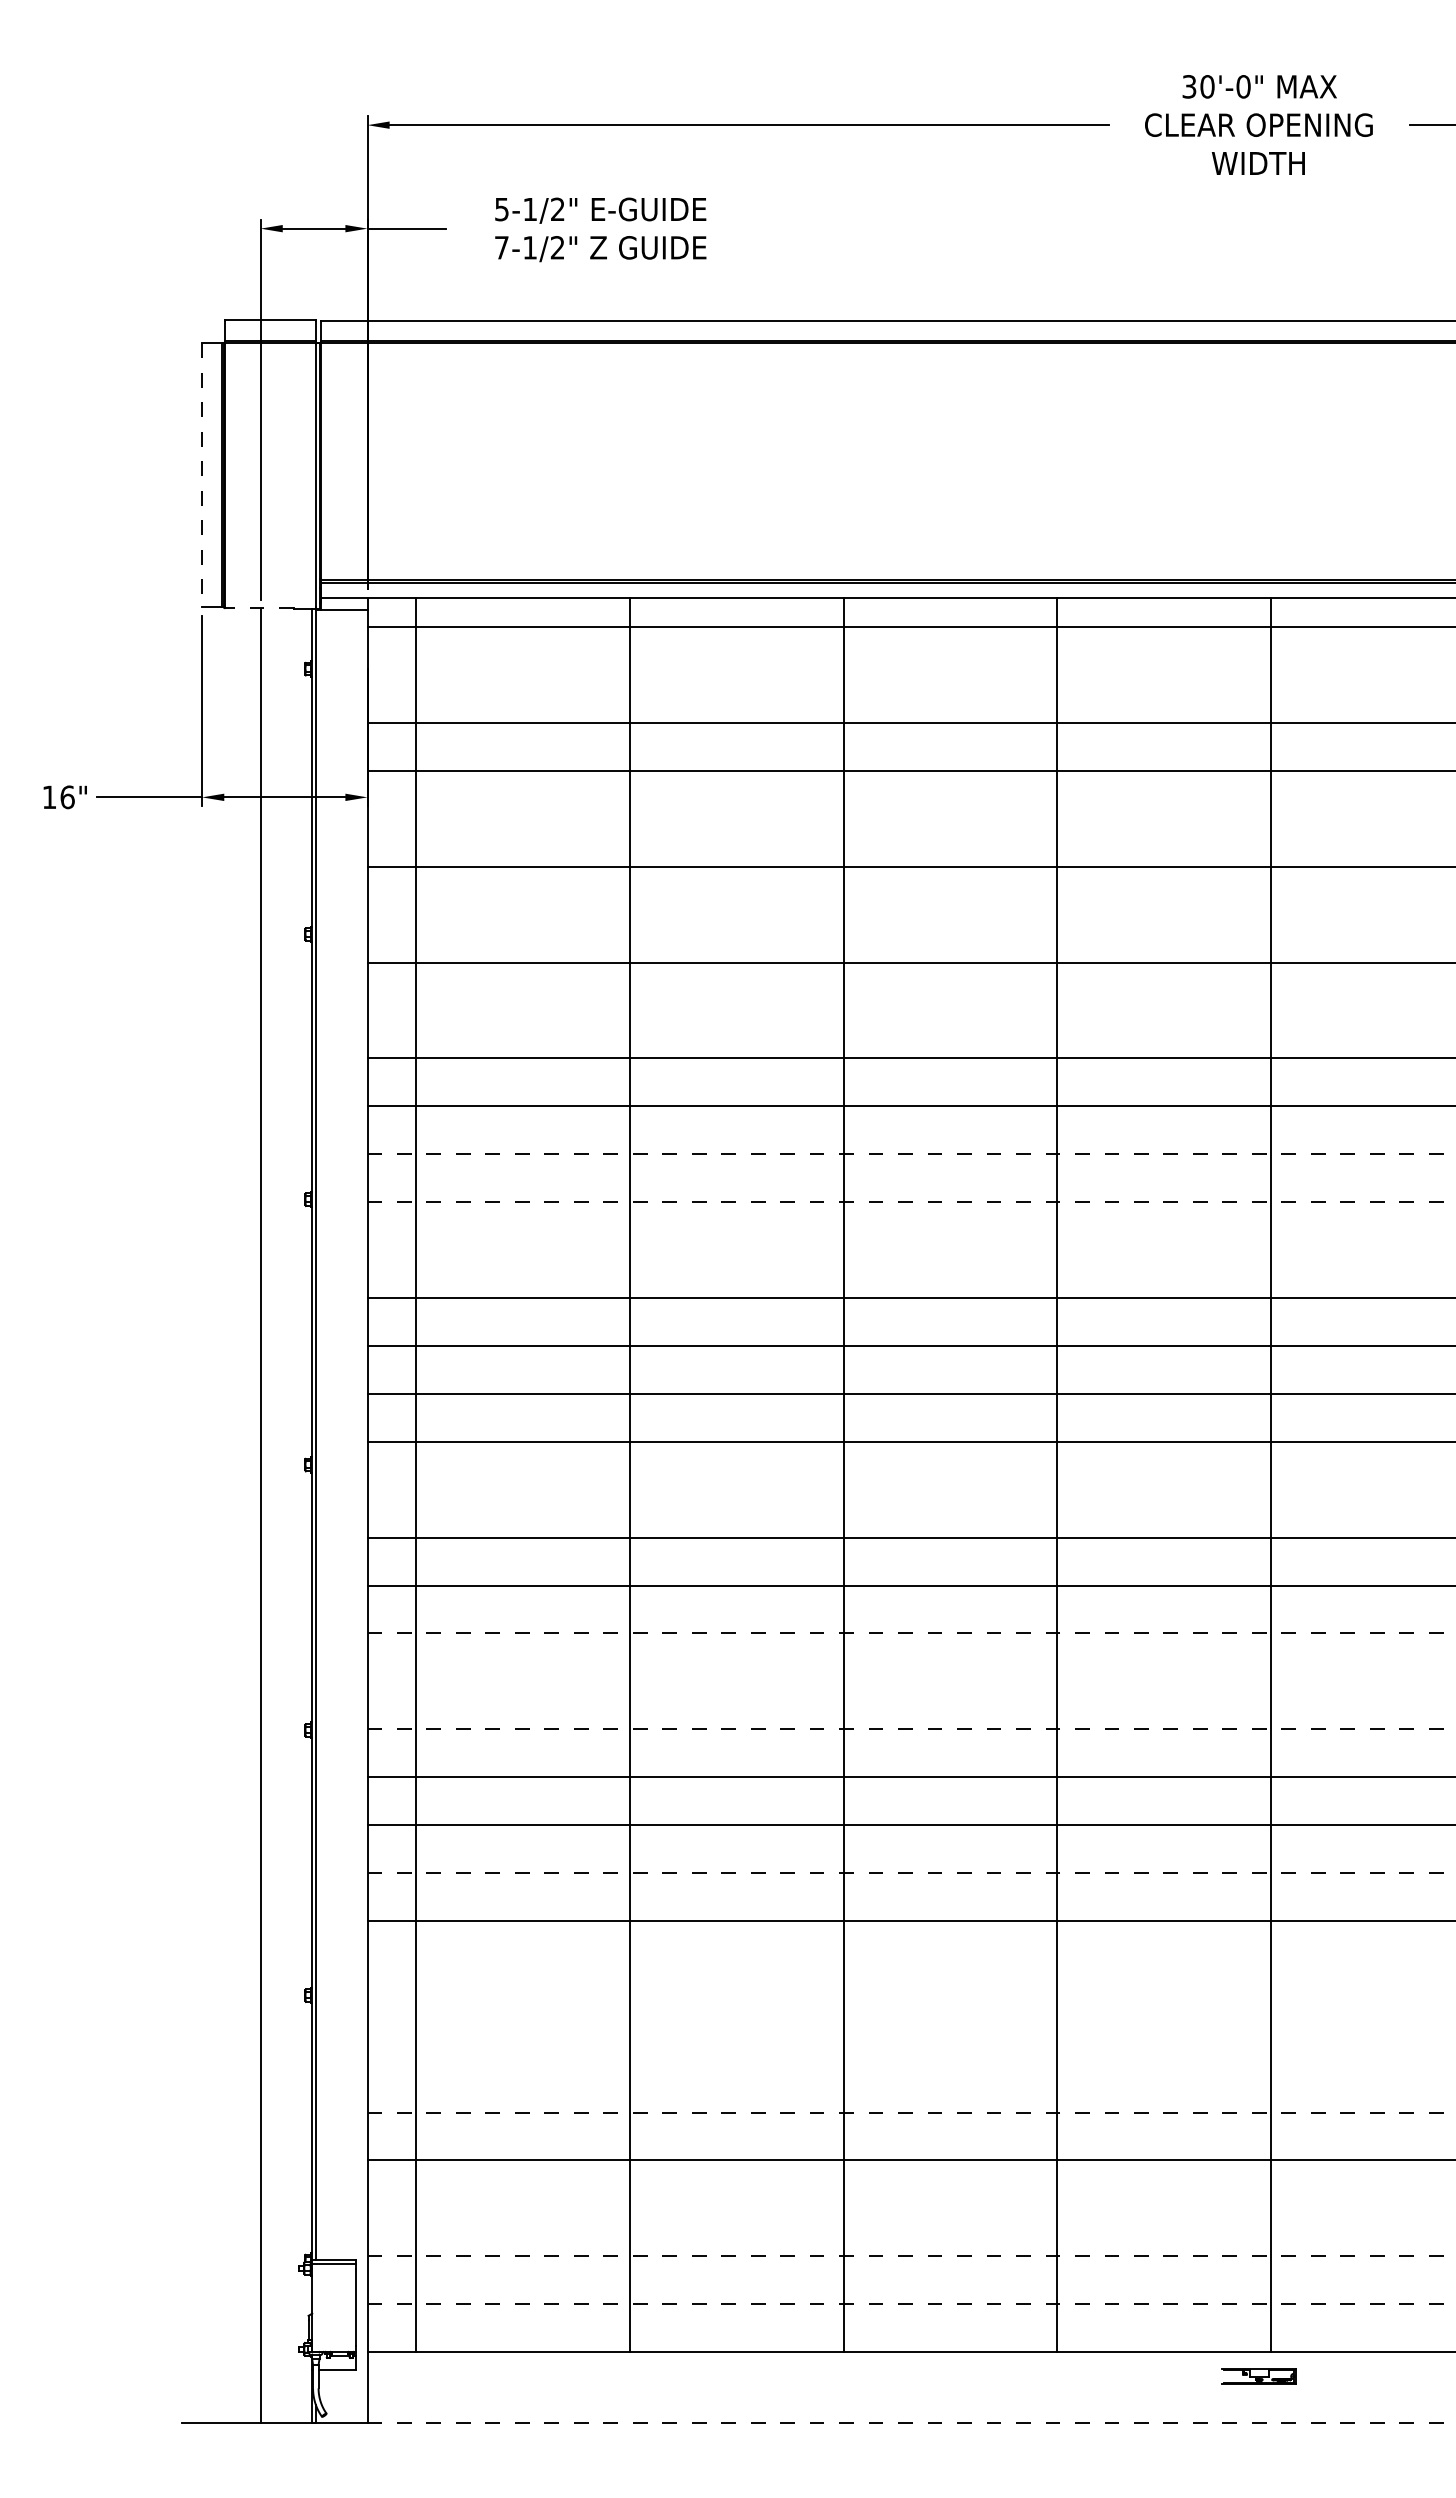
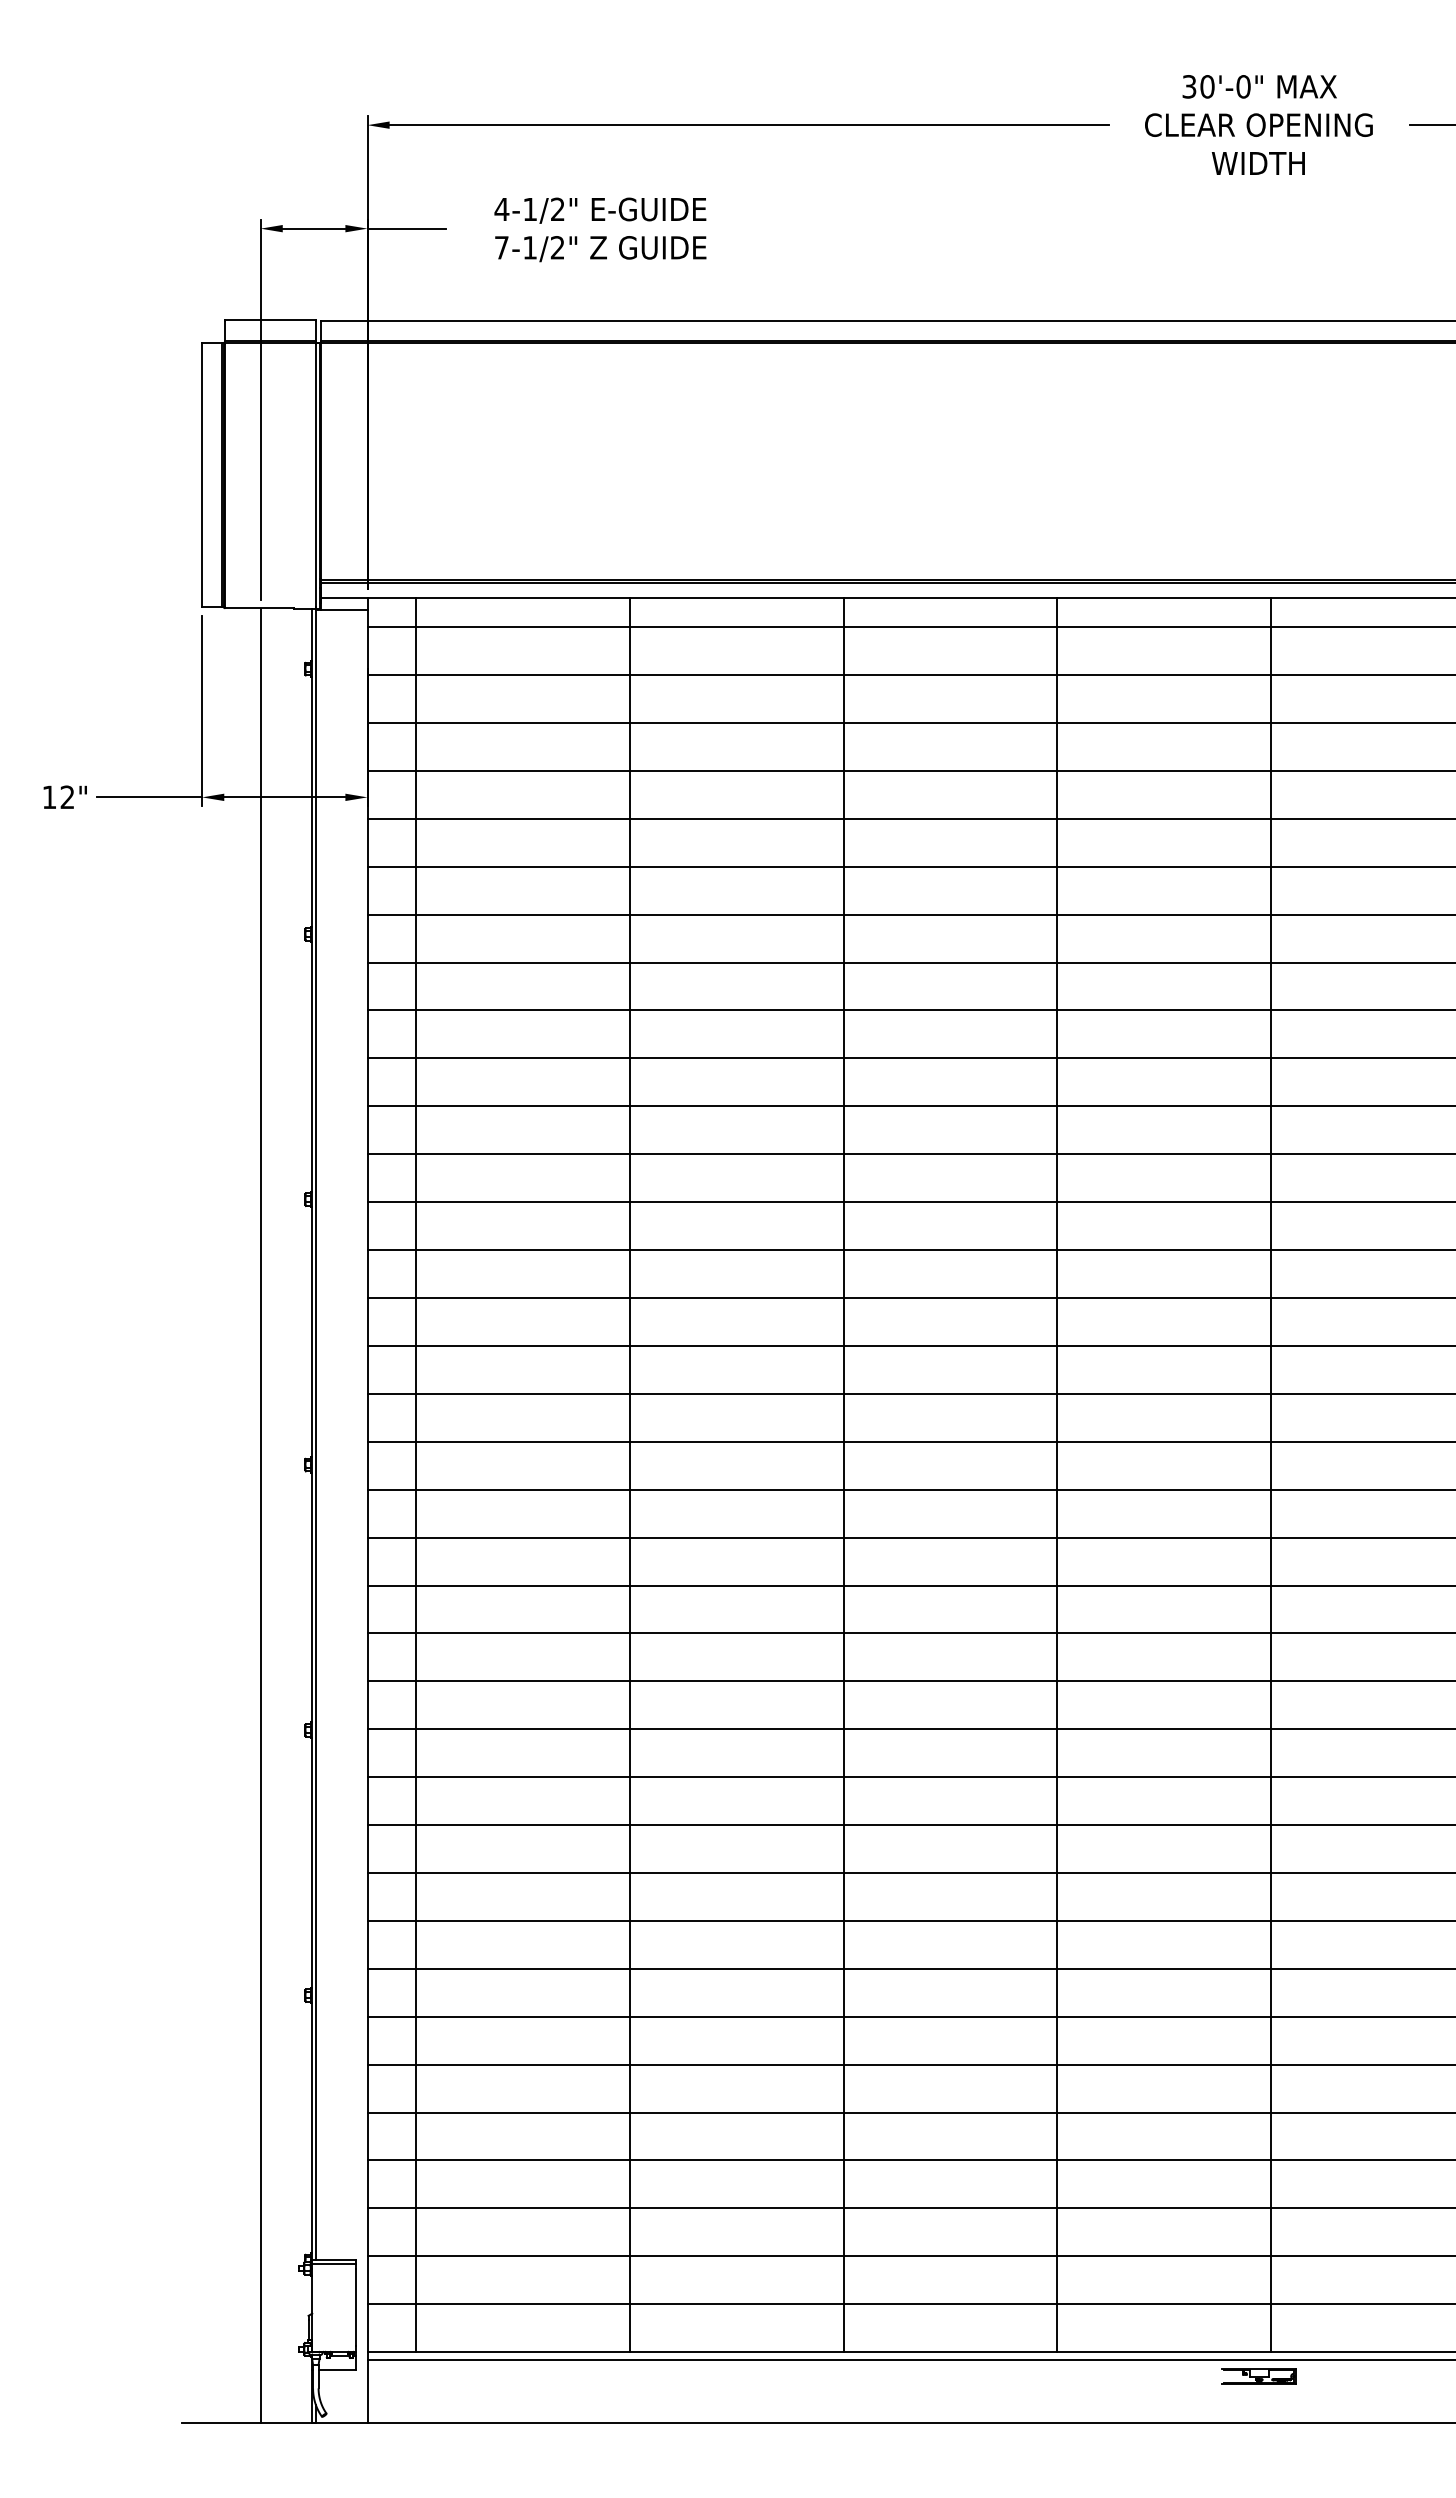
text: 5-1/2" -> 4-1/2" (501, 209)
line: dashed -> solid (201, 475)
line: dashed -> solid (259, 608)
line: none -> present (909, 675)
text: 16" -> 12" (67, 797)
line: none -> present (909, 818)
line: none -> present (909, 914)
line: none -> present (909, 1010)
line: dashed -> solid (911, 1154)
line: dashed -> solid (911, 1202)
line: none -> present (909, 1250)
line: none -> present (909, 1489)
line: dashed -> solid (911, 1633)
line: none -> present (909, 1681)
line: dashed -> solid (911, 1729)
line: dashed -> solid (911, 1872)
line: none -> present (909, 1968)
line: none -> present (909, 2016)
line: none -> present (909, 2064)
line: dashed -> solid (911, 2112)
line: none -> present (909, 2208)
line: dashed -> solid (911, 2256)
line: dashed -> solid (911, 2304)
line: none -> present (909, 2359)
line: dashed -> solid (911, 2423)
